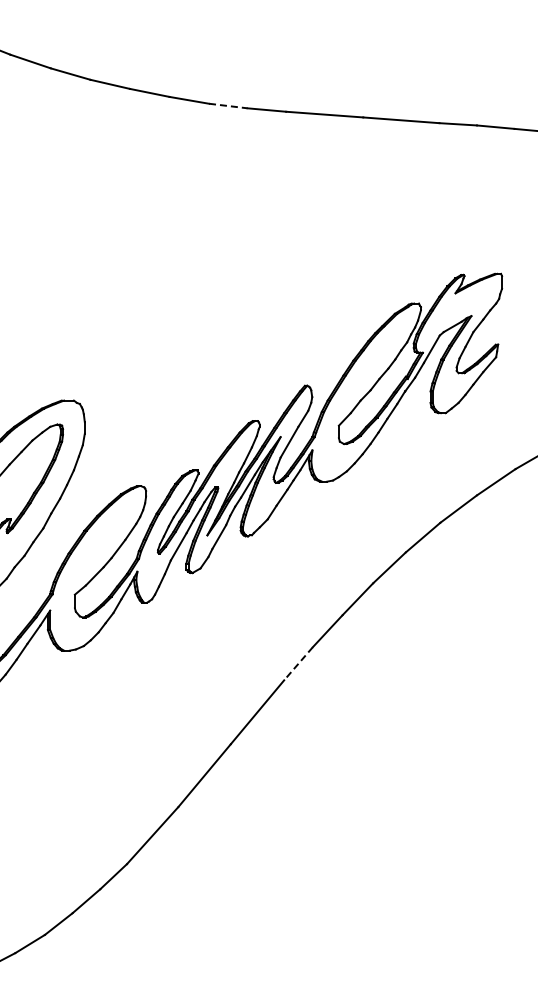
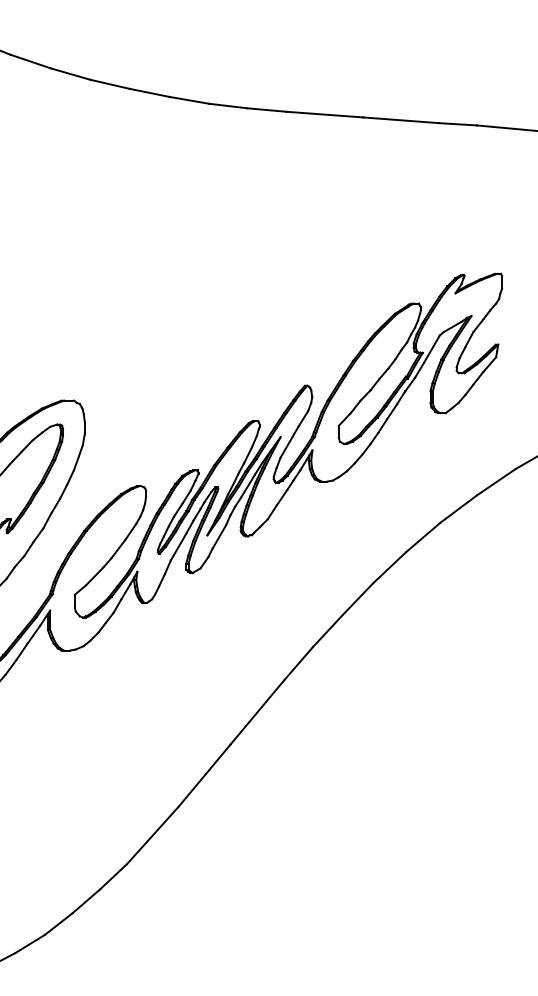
line: dashed -> solid (228, 106)
line: dashed -> solid (298, 663)
